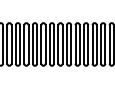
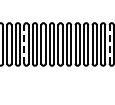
line: solid -> dashed (24, 43)
line: solid -> dashed (109, 43)
